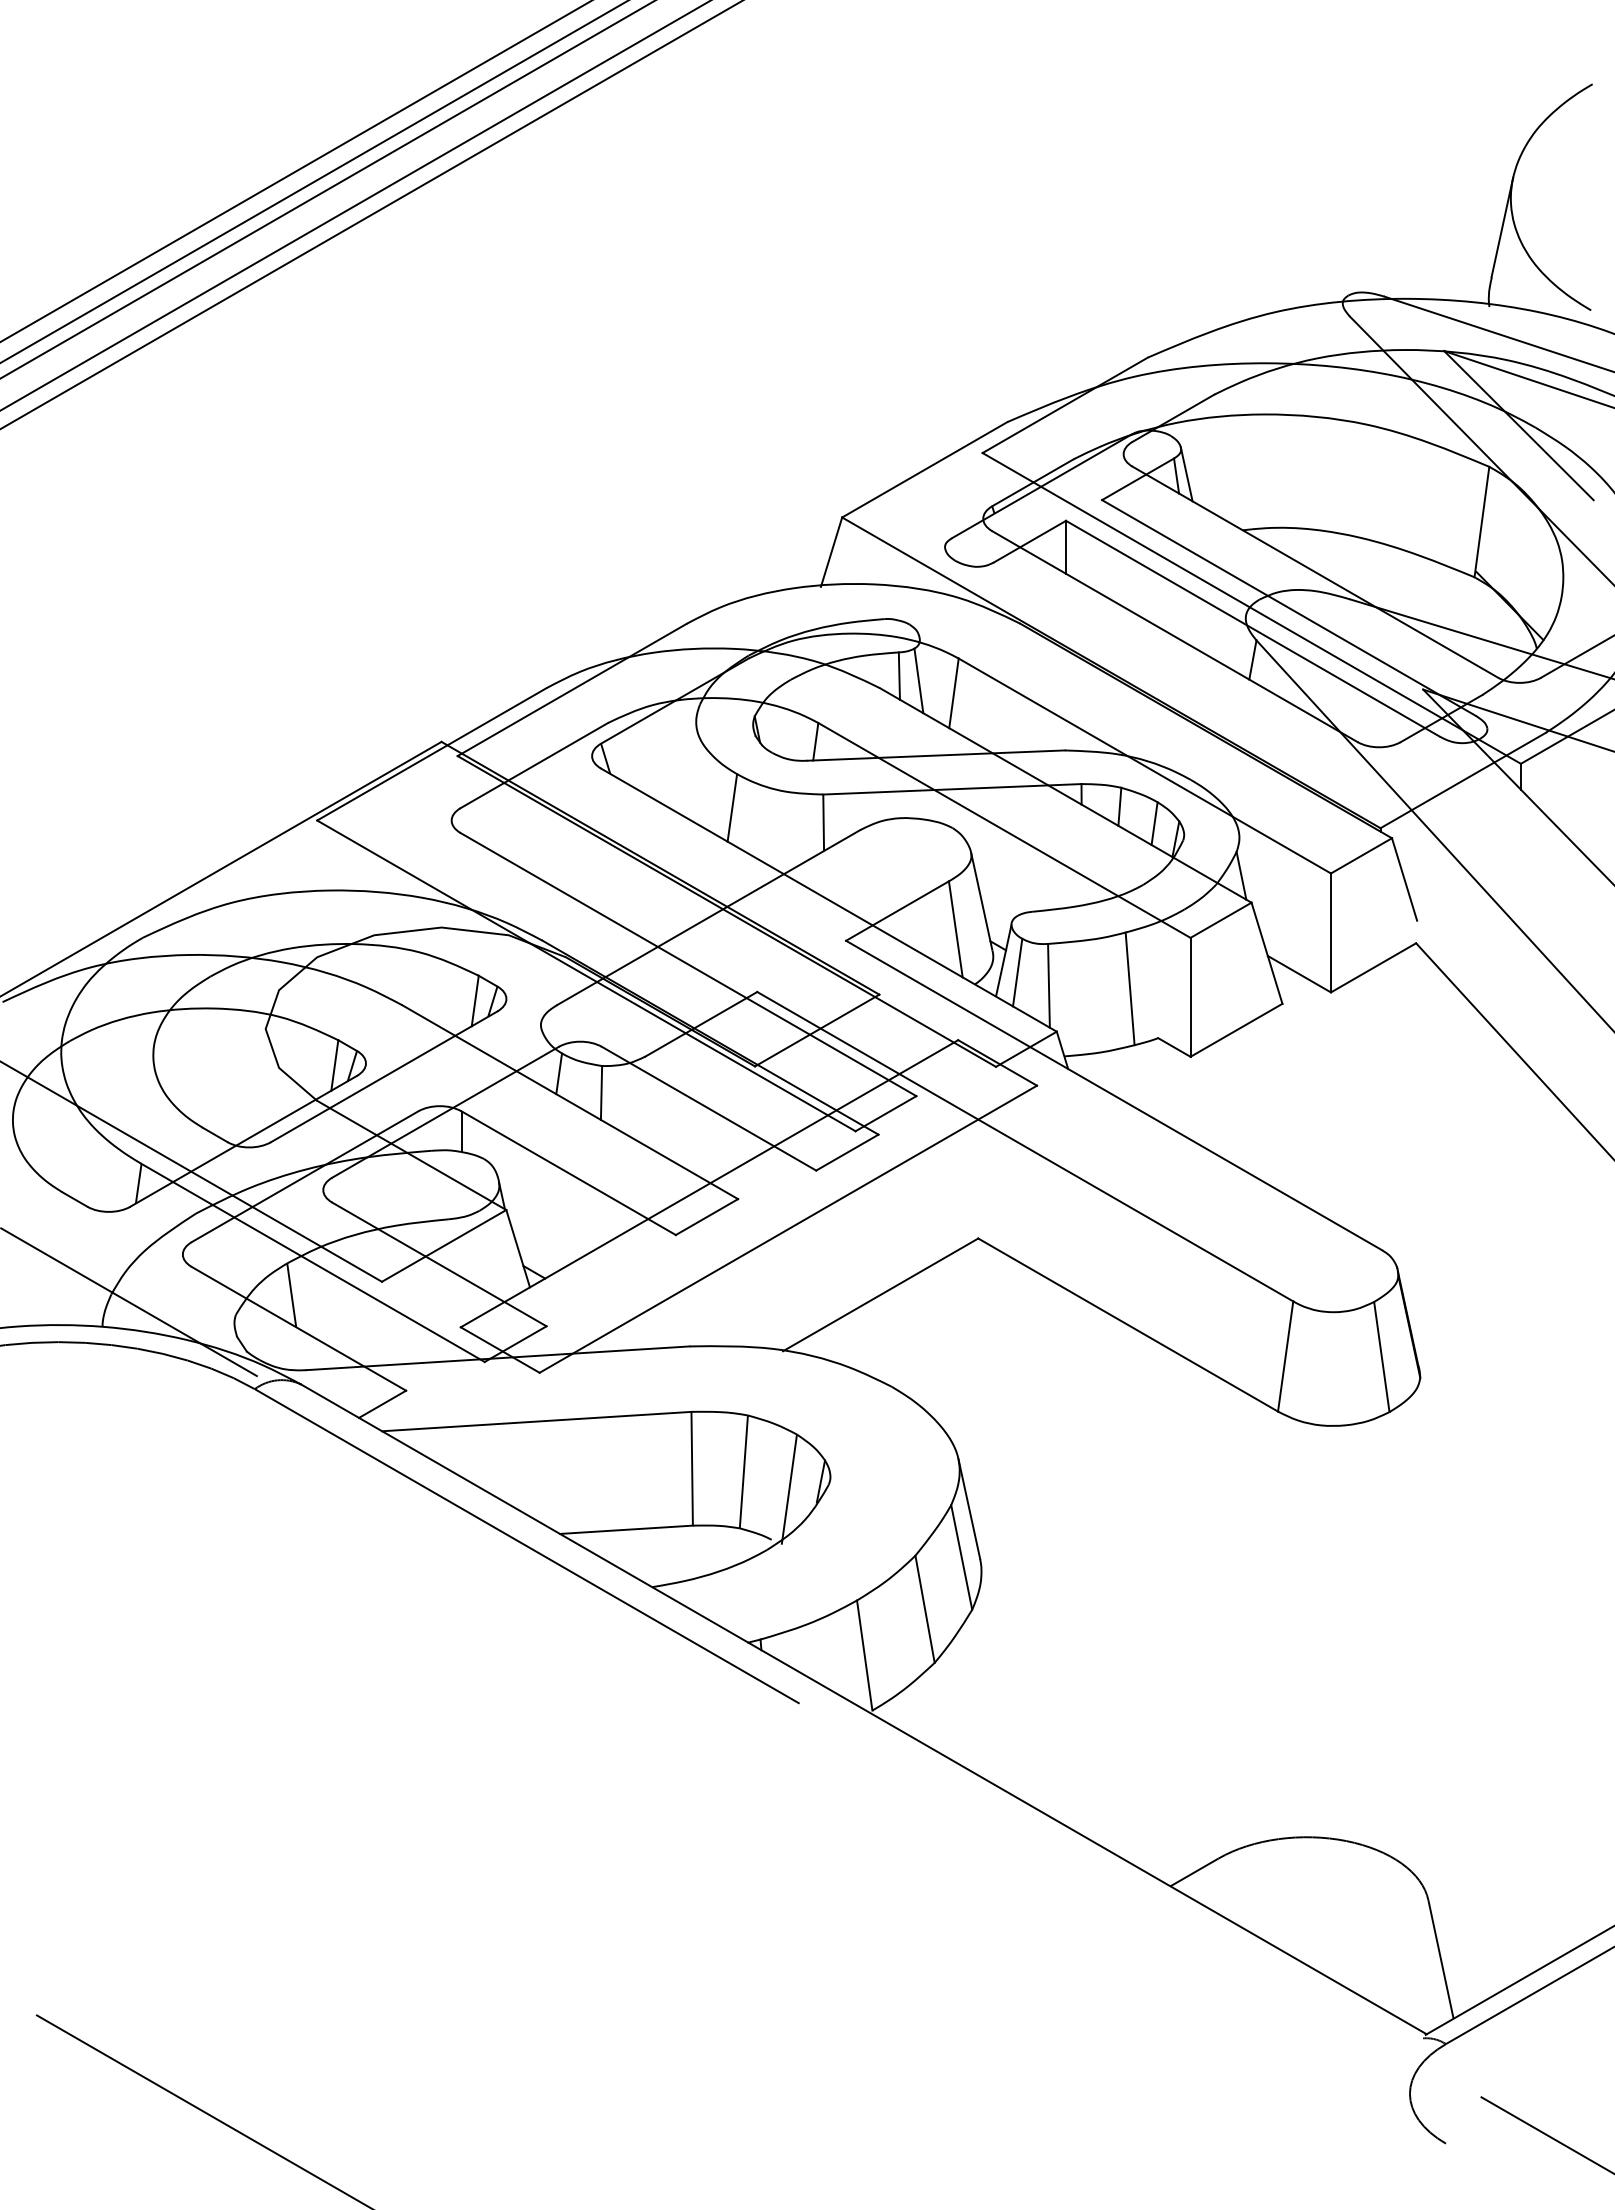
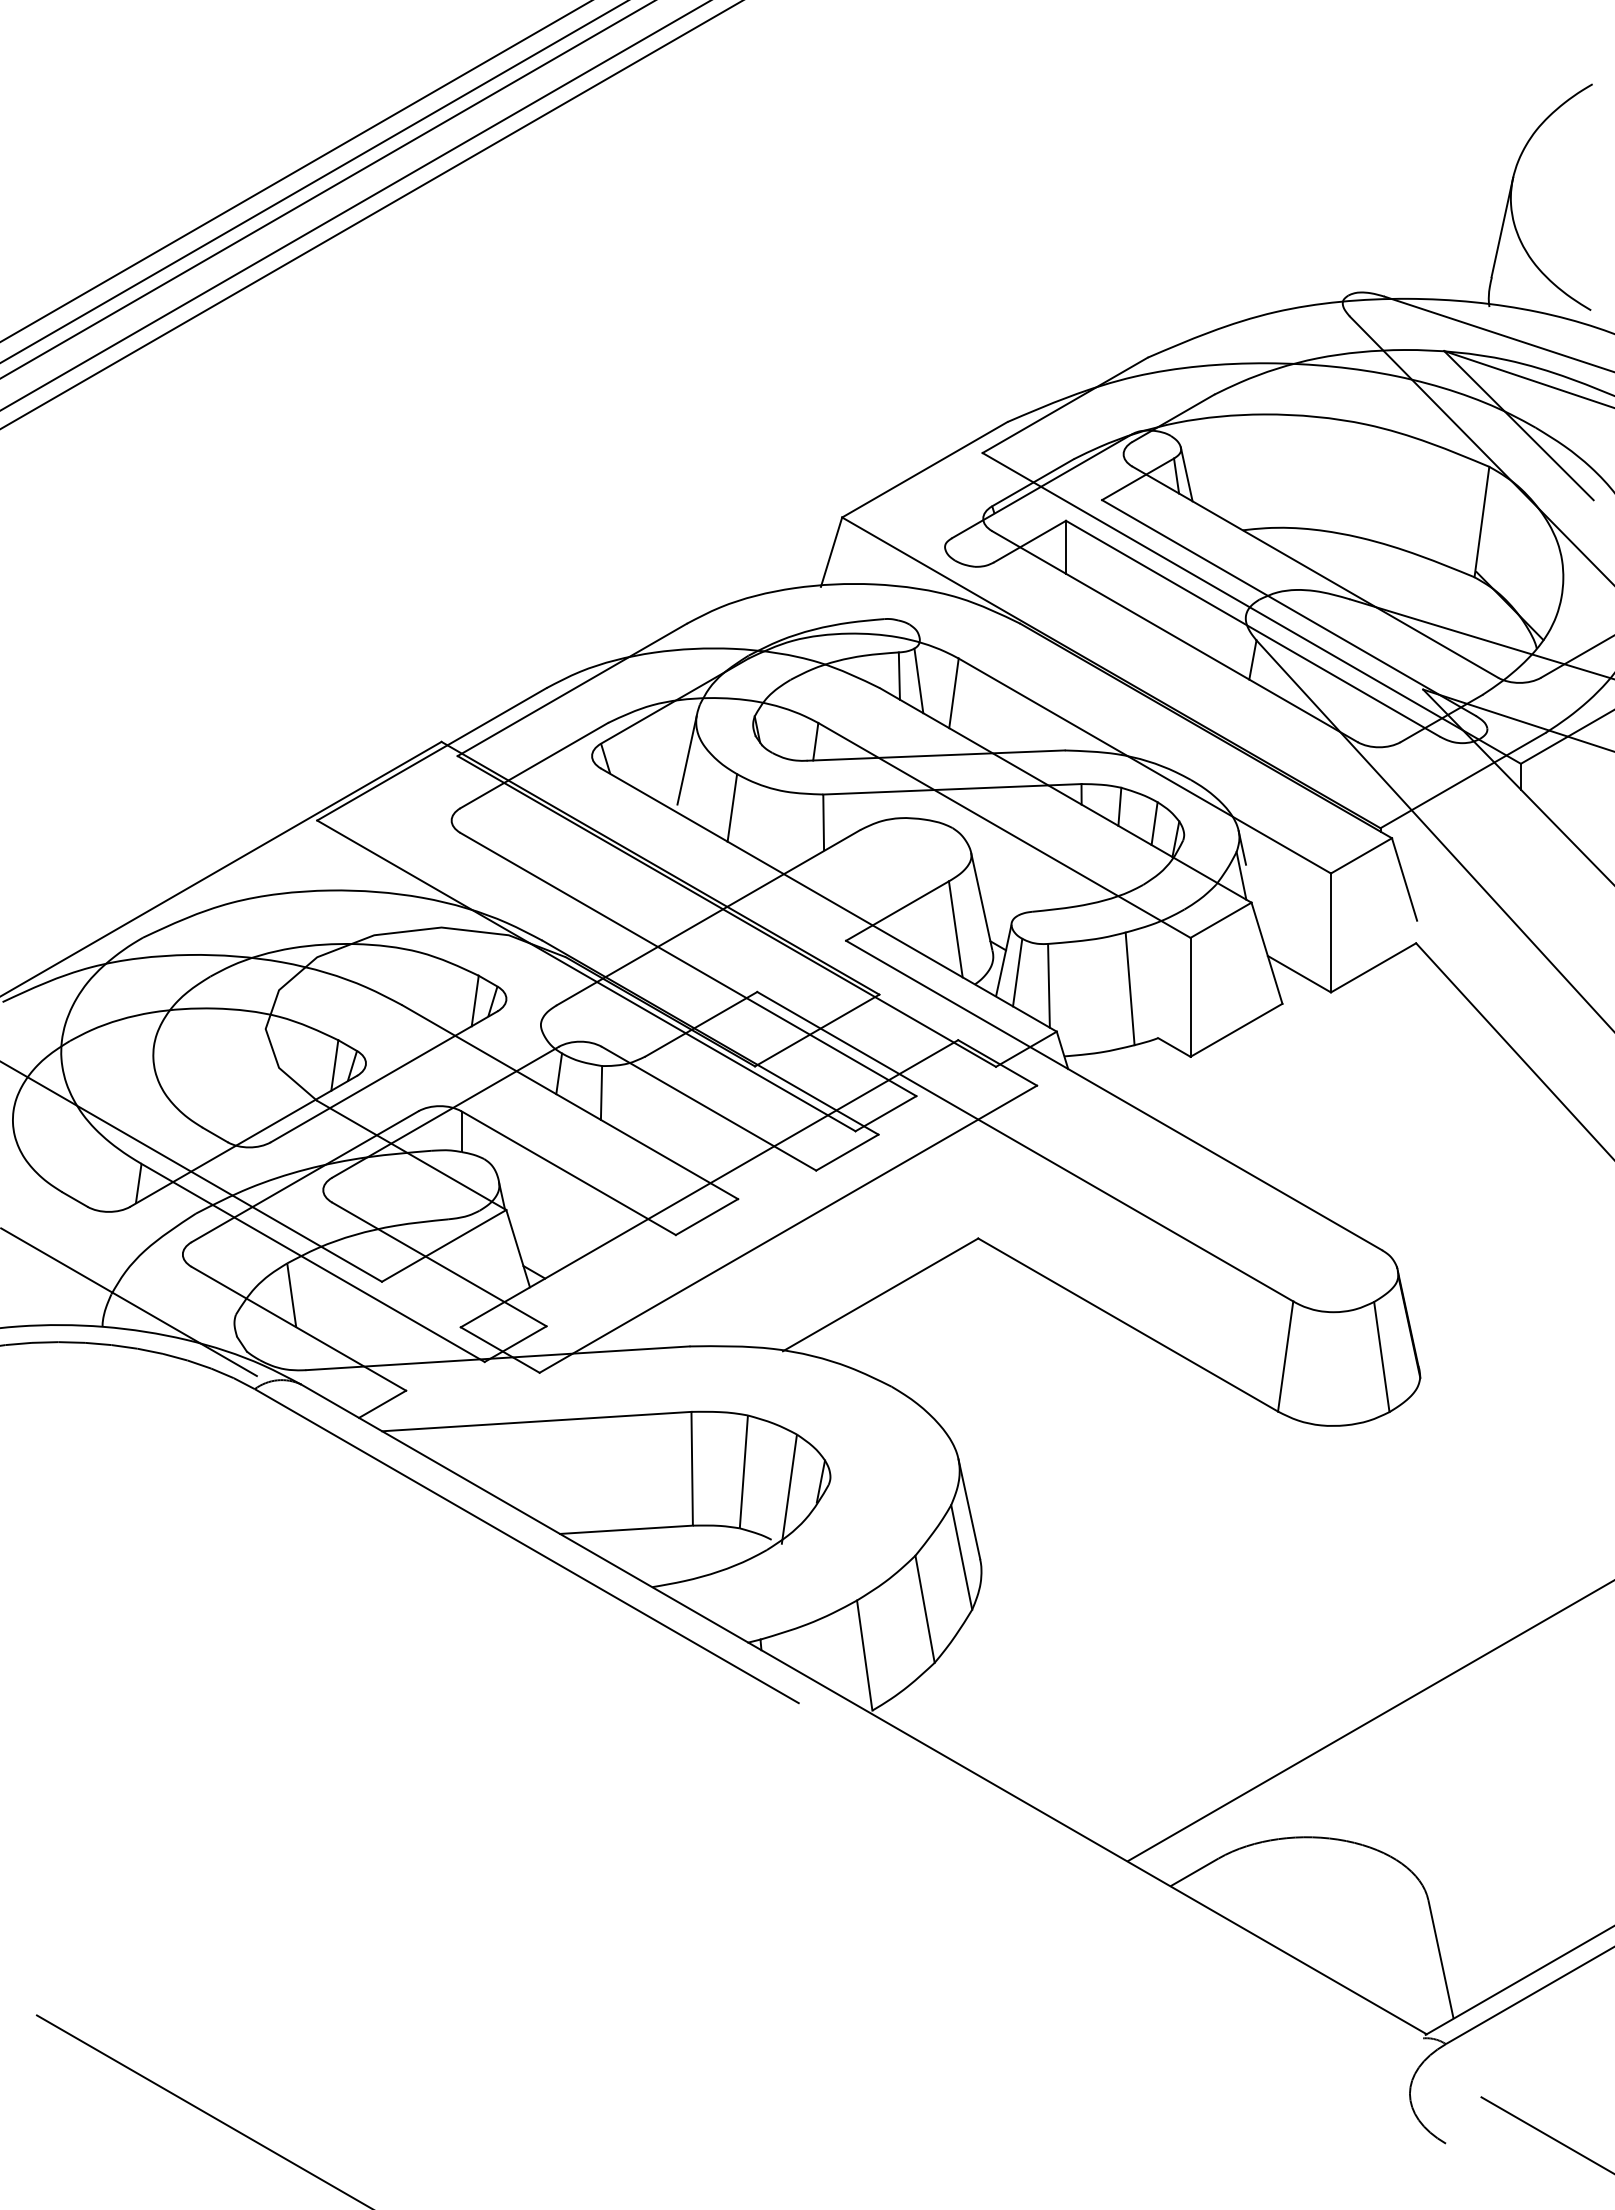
line: none -> present (686, 760)
line: none -> present (1242, 847)
line: none -> present (1369, 1721)
